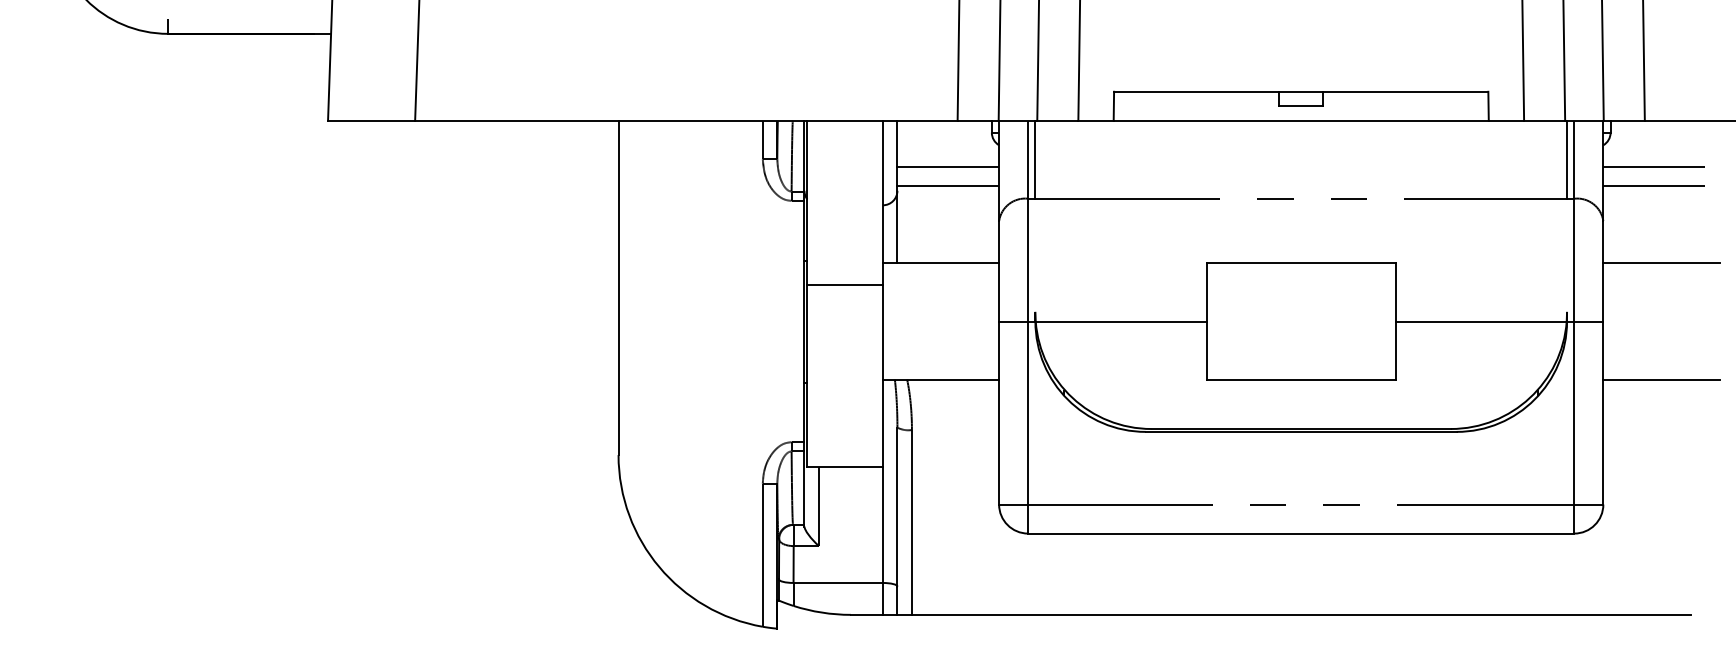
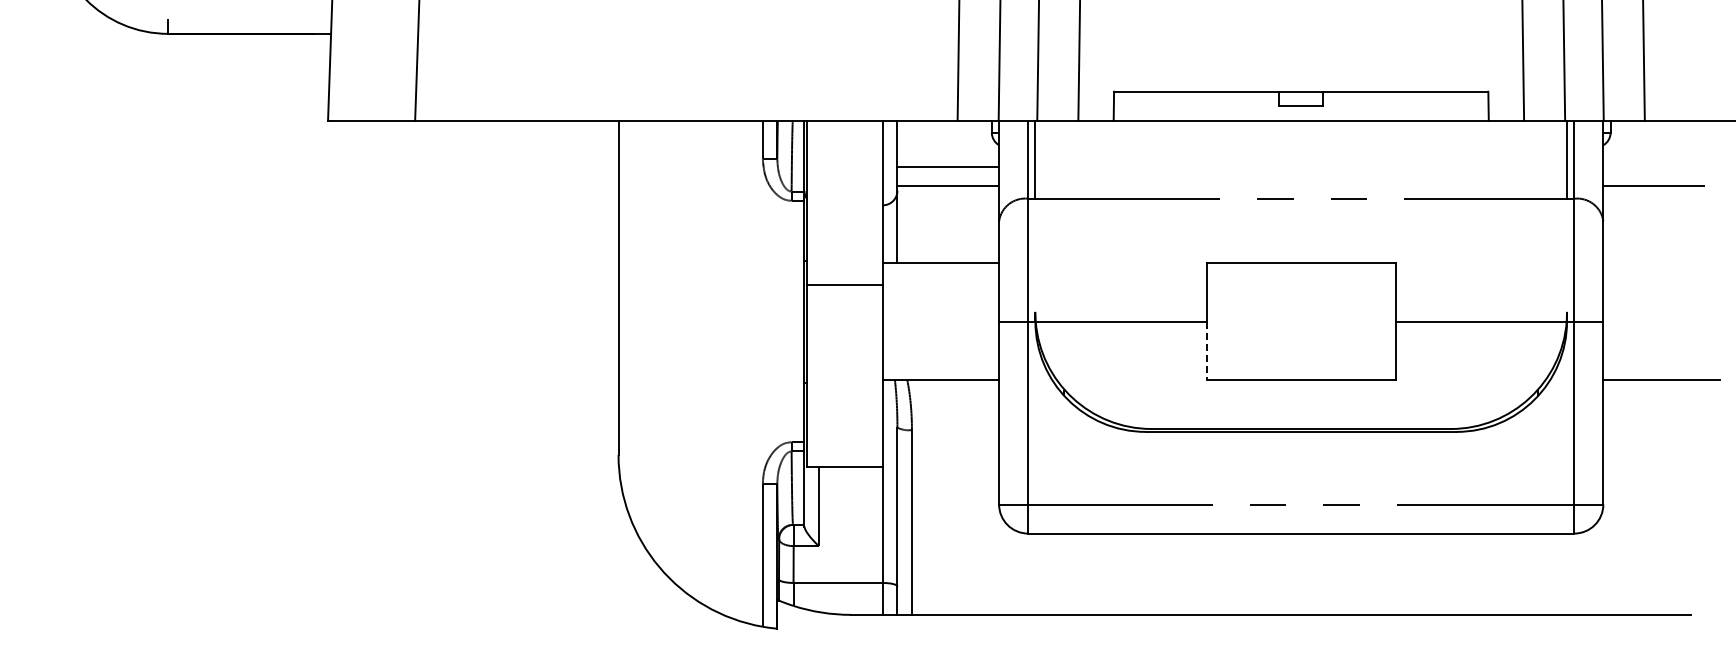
line: present -> none (1654, 166)
line: present -> none (1661, 263)
line: solid -> dashed (1206, 351)
